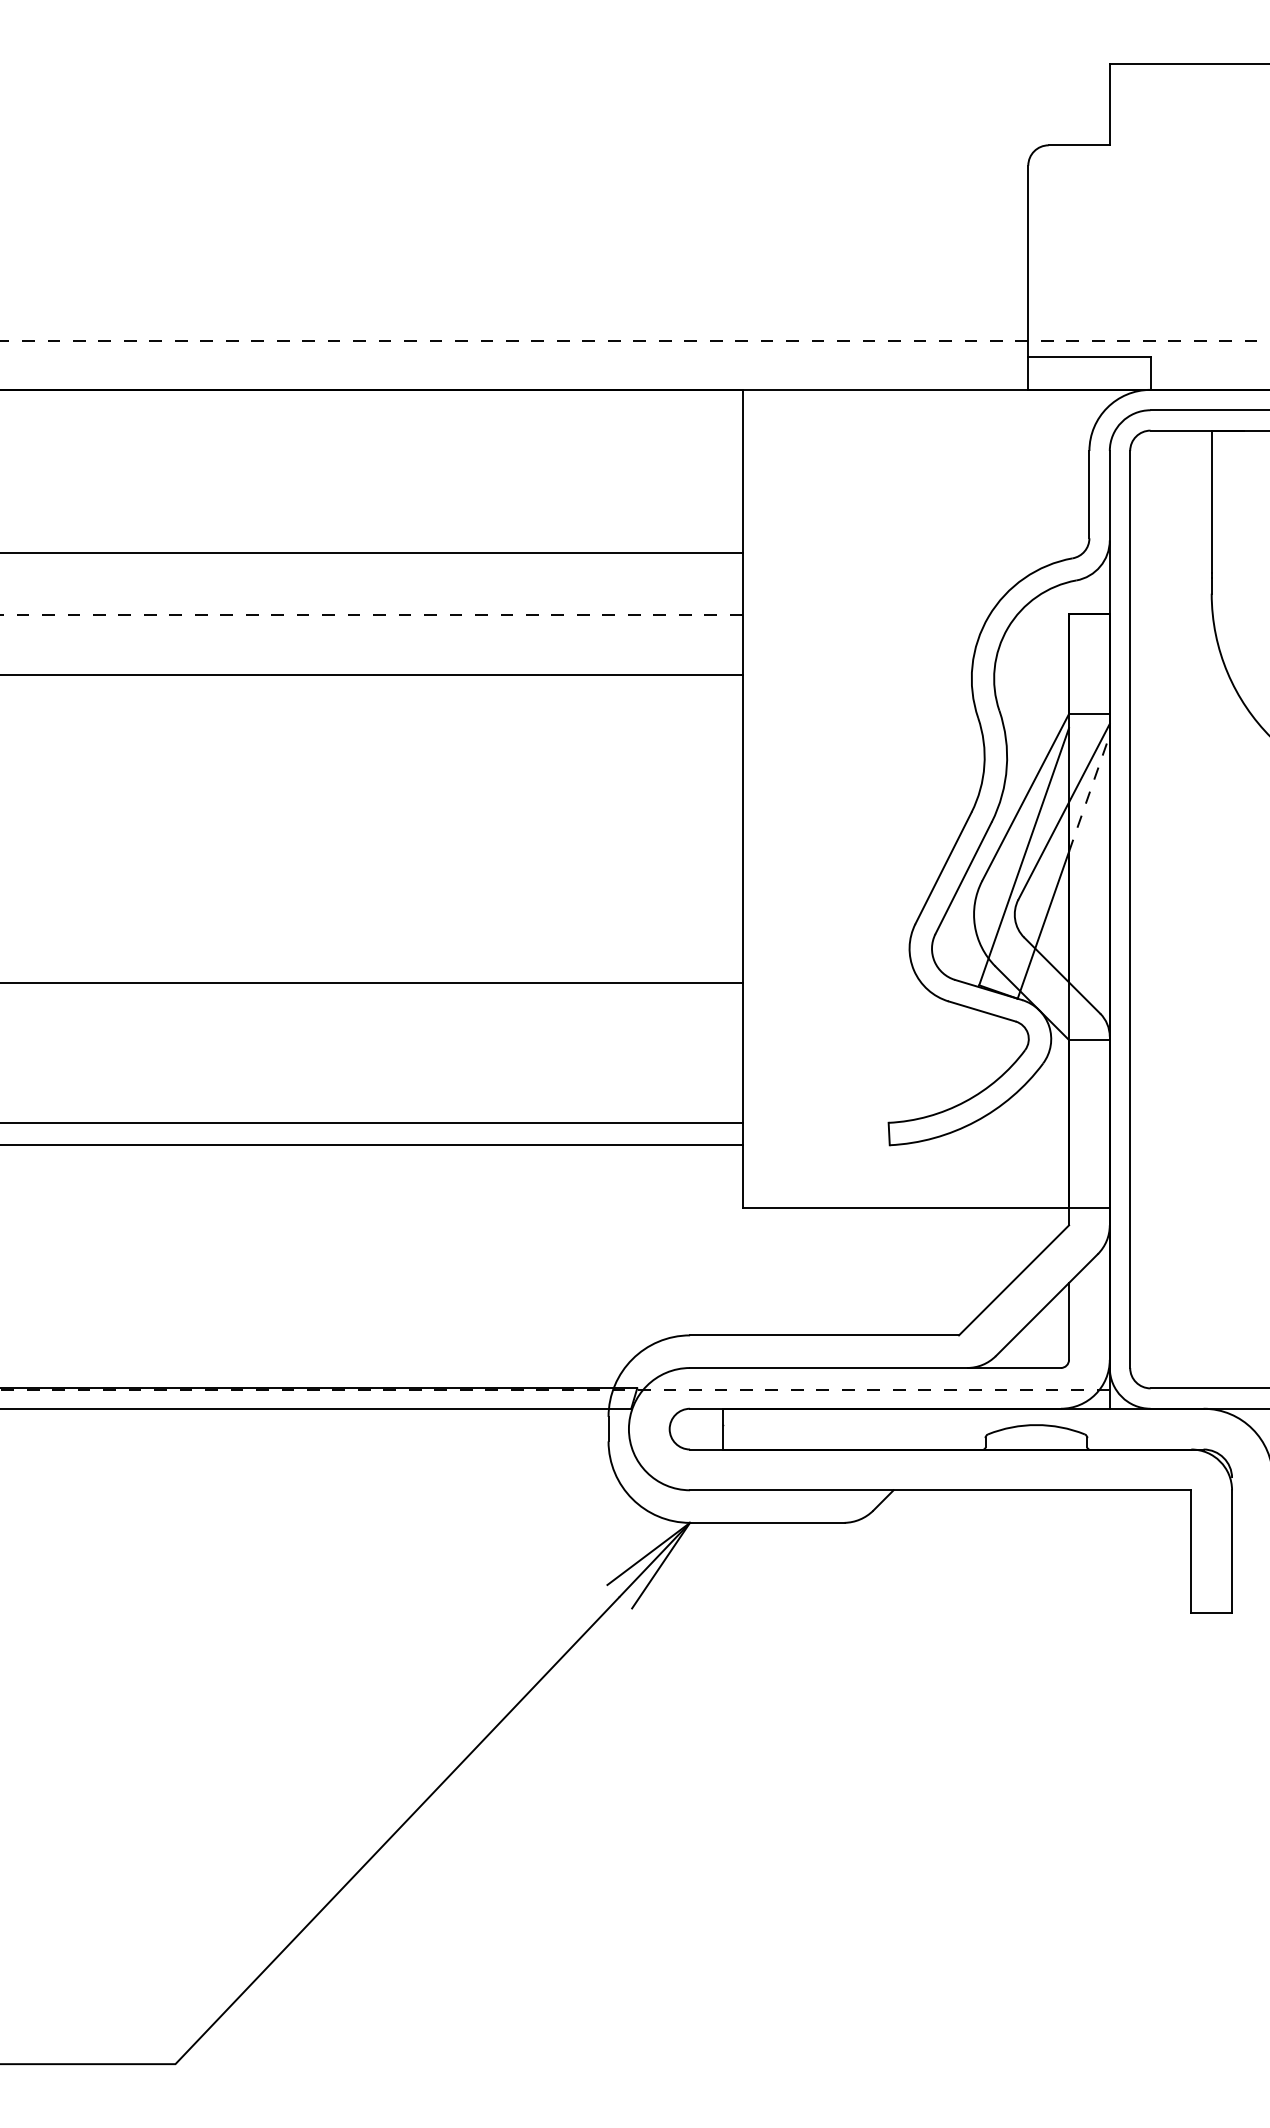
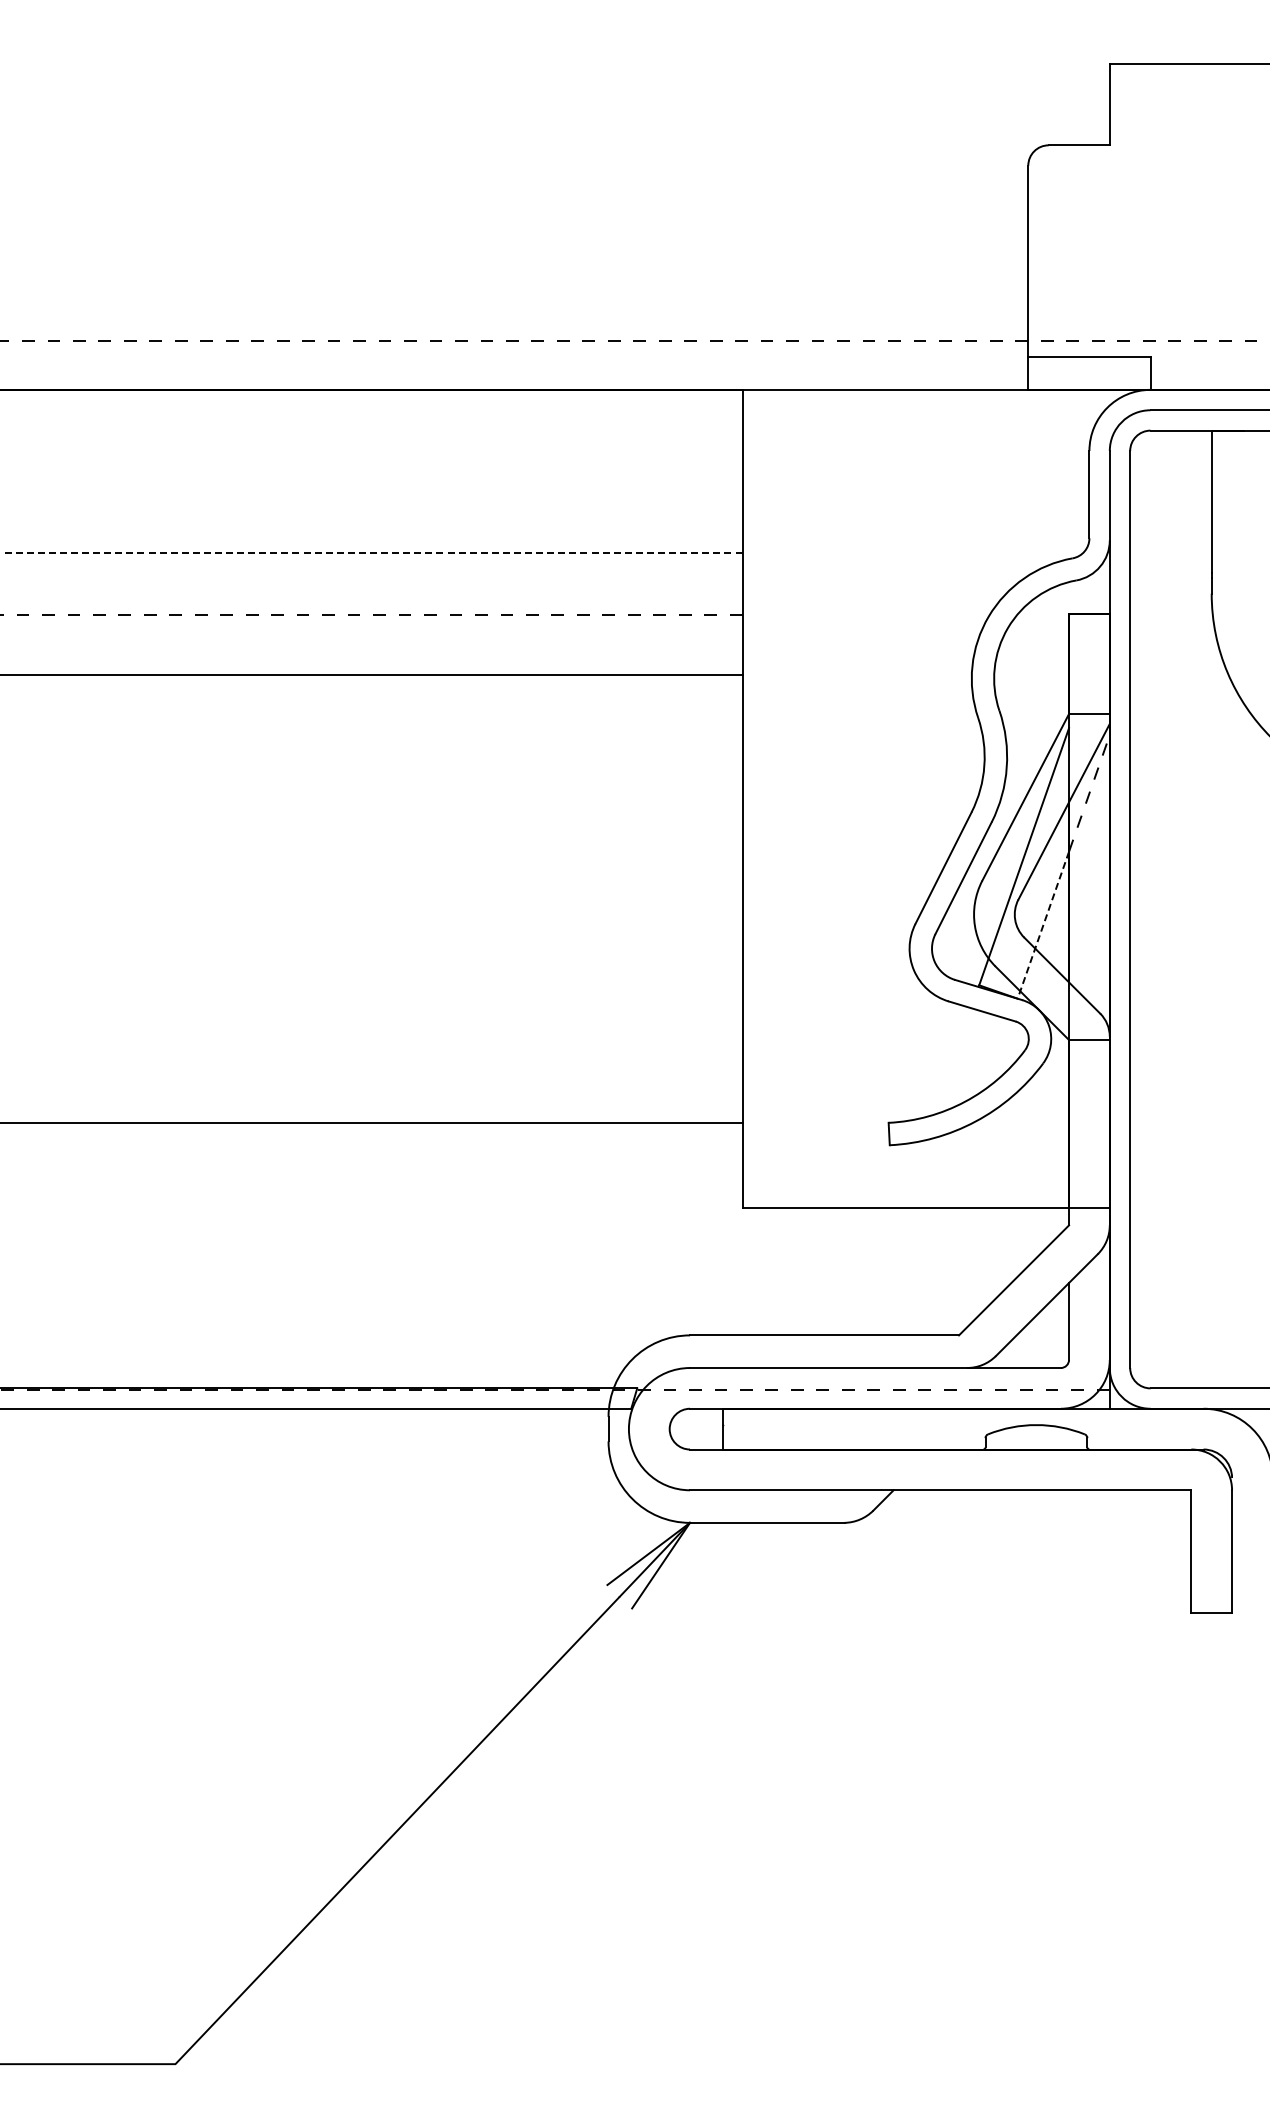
line: solid -> dashed (371, 552)
line: solid -> dashed (1043, 925)
line: present -> none (372, 982)
line: present -> none (372, 1145)
